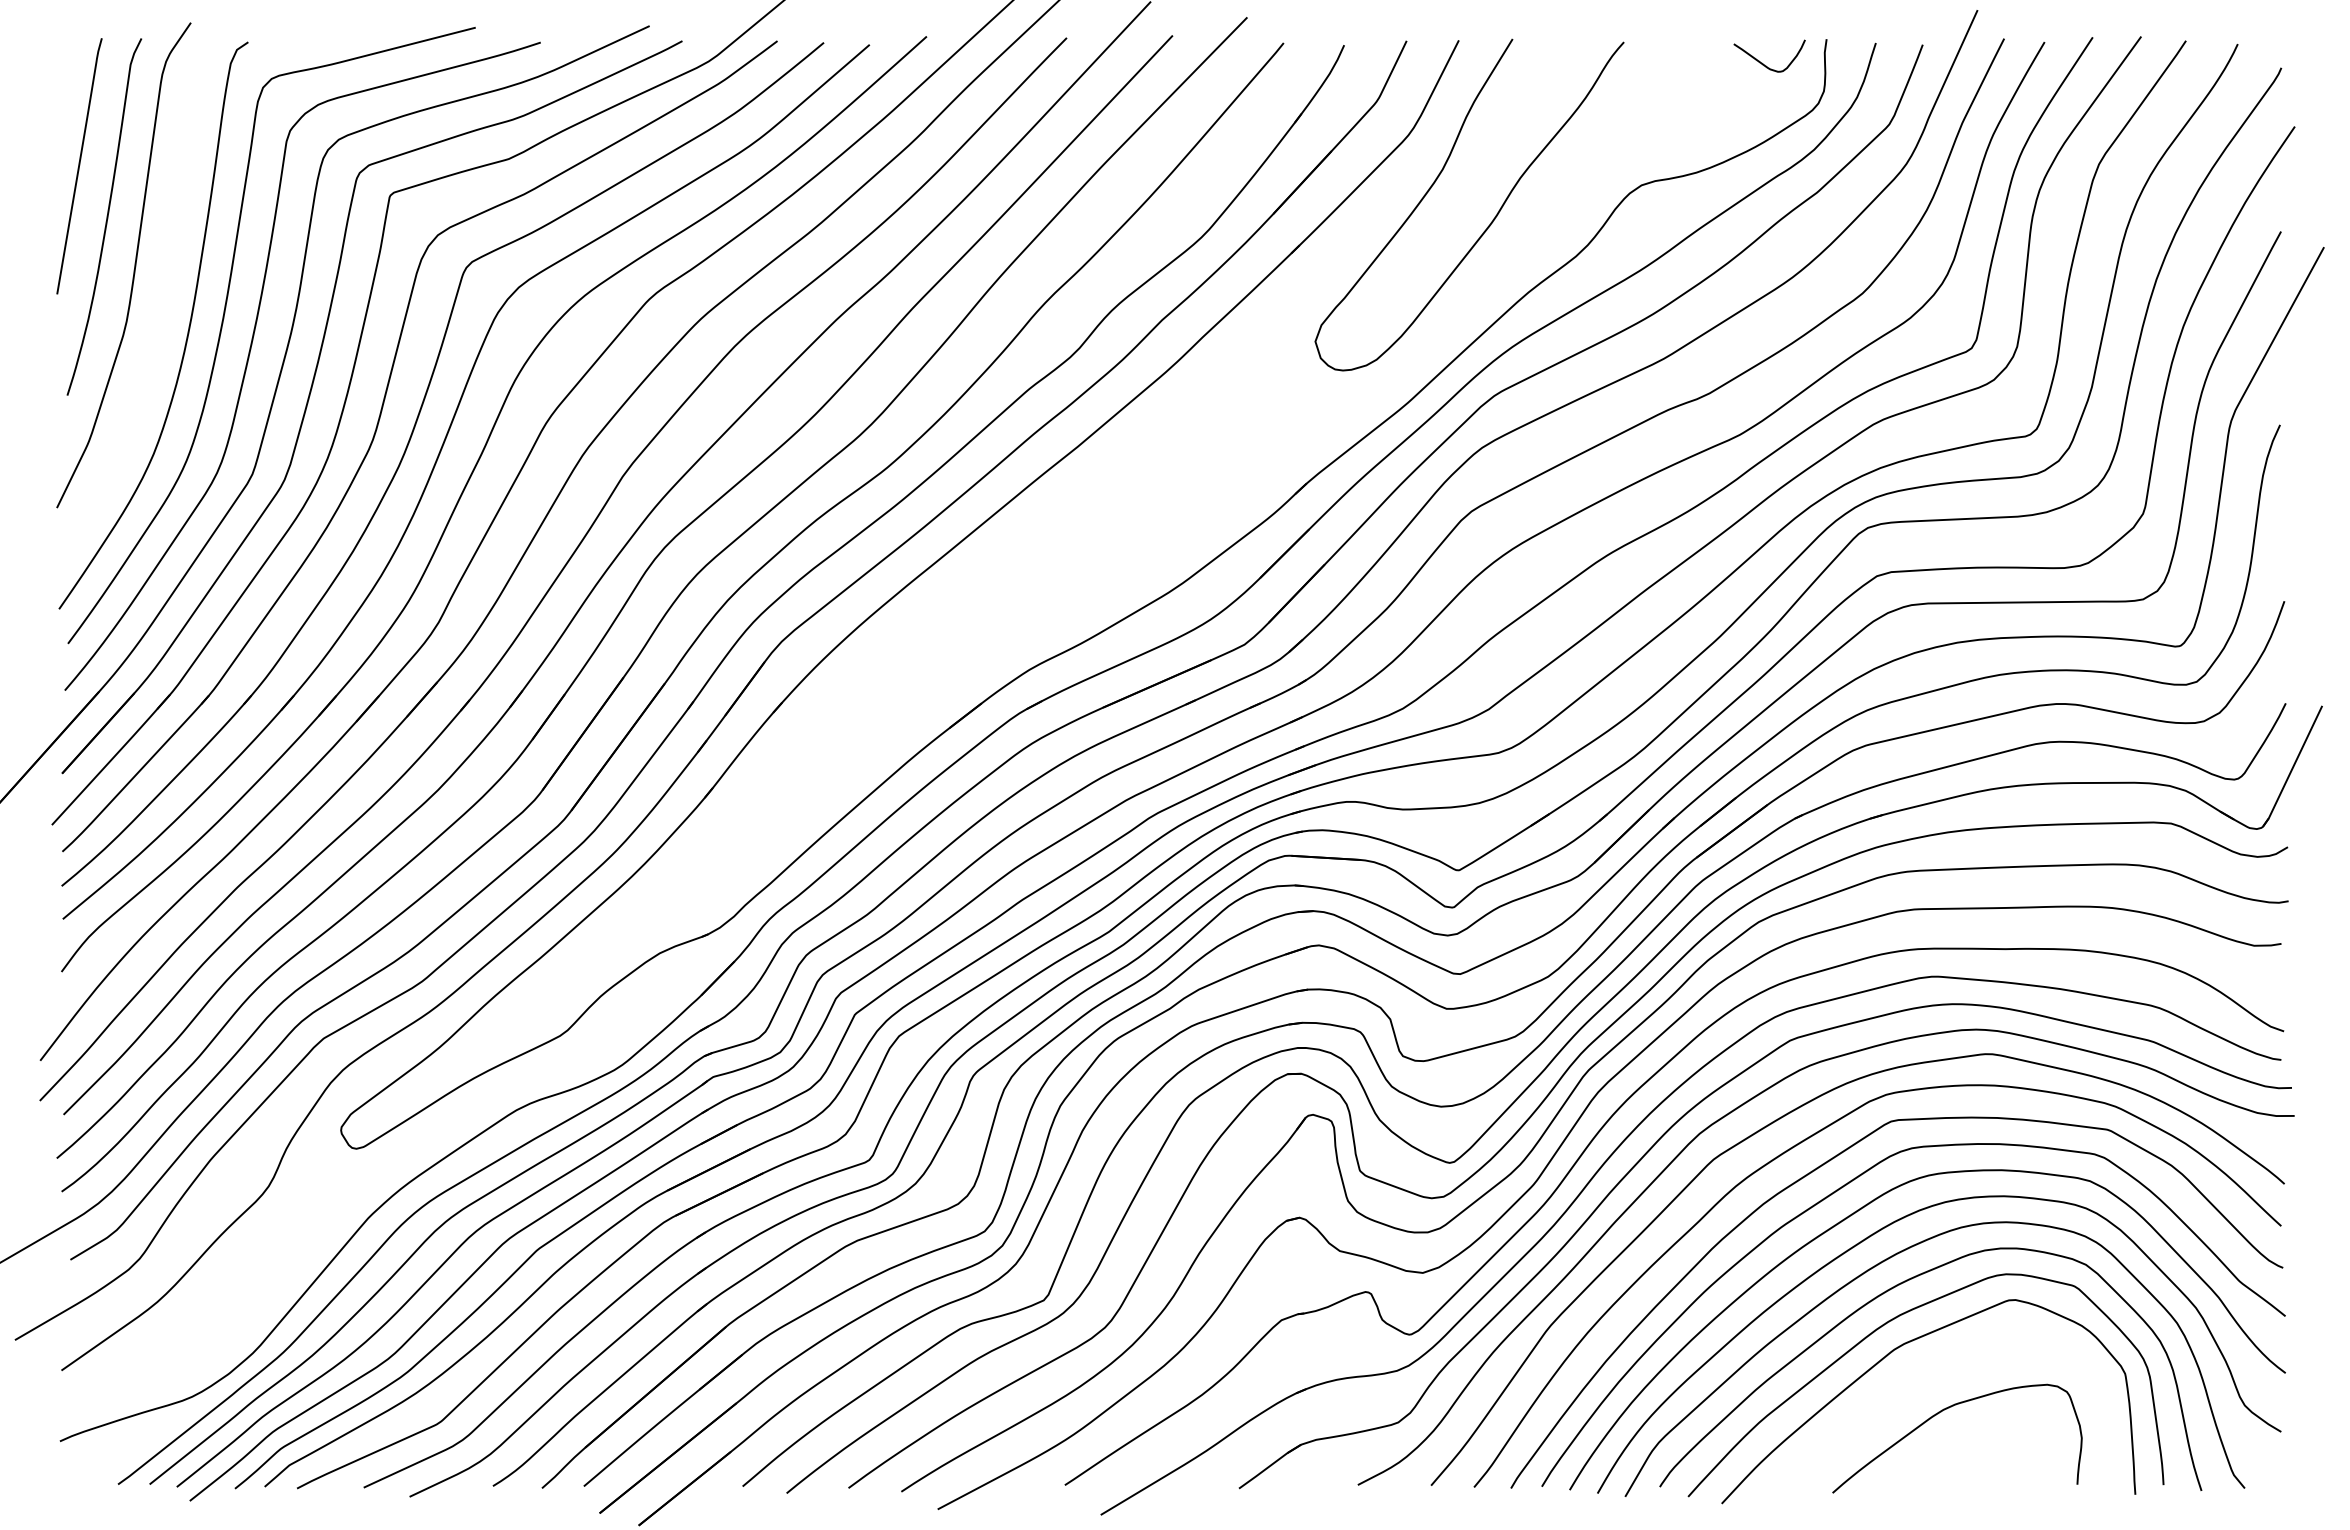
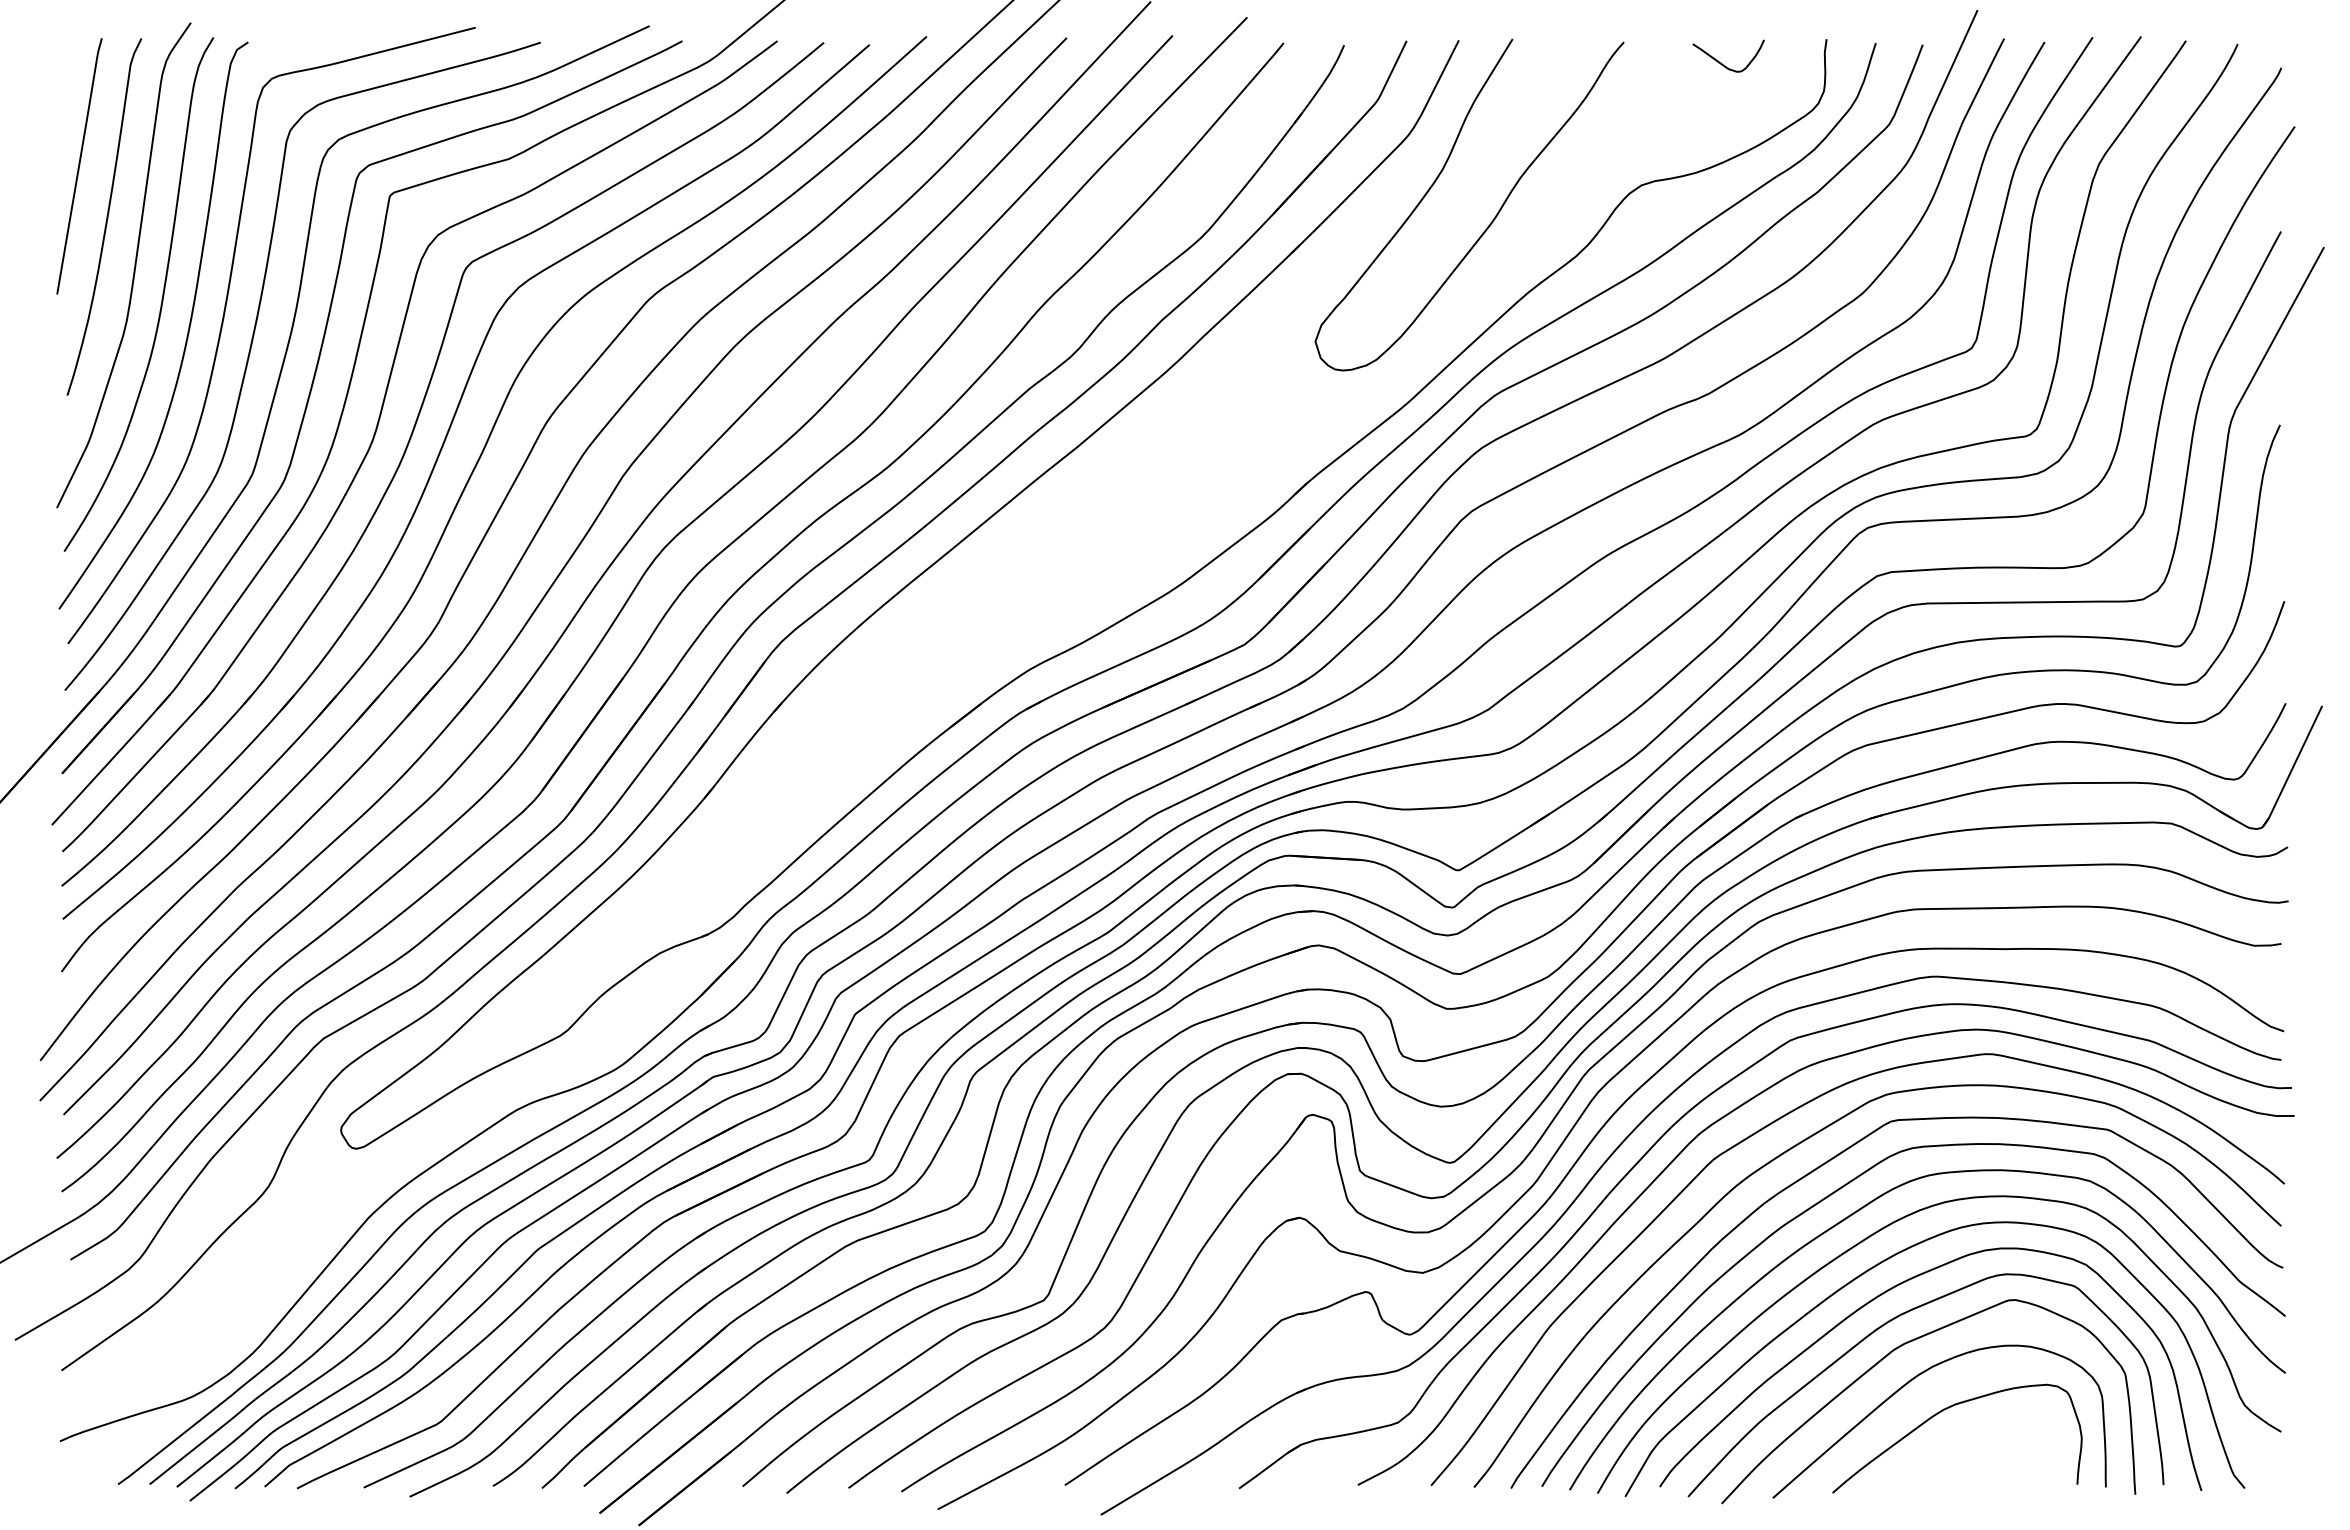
curve position: (1762, 62) -> (1721, 62) (1721, 62)
curve: none -> present (161, 298)
curve: none -> present (1911, 1381)
